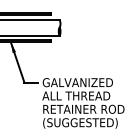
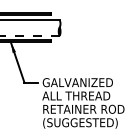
line: solid -> dashed (29, 35)
